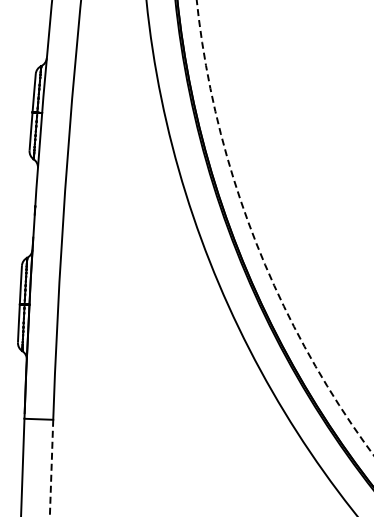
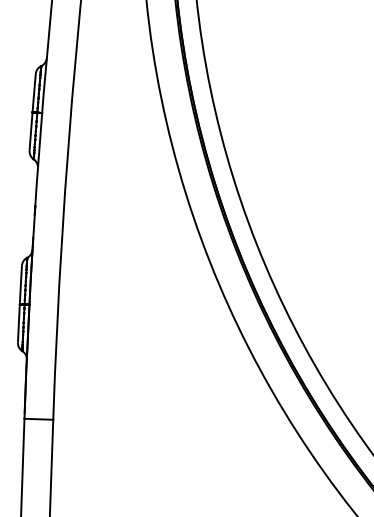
arc: dashed -> solid (254, 238)
line: dashed -> solid (51, 468)
